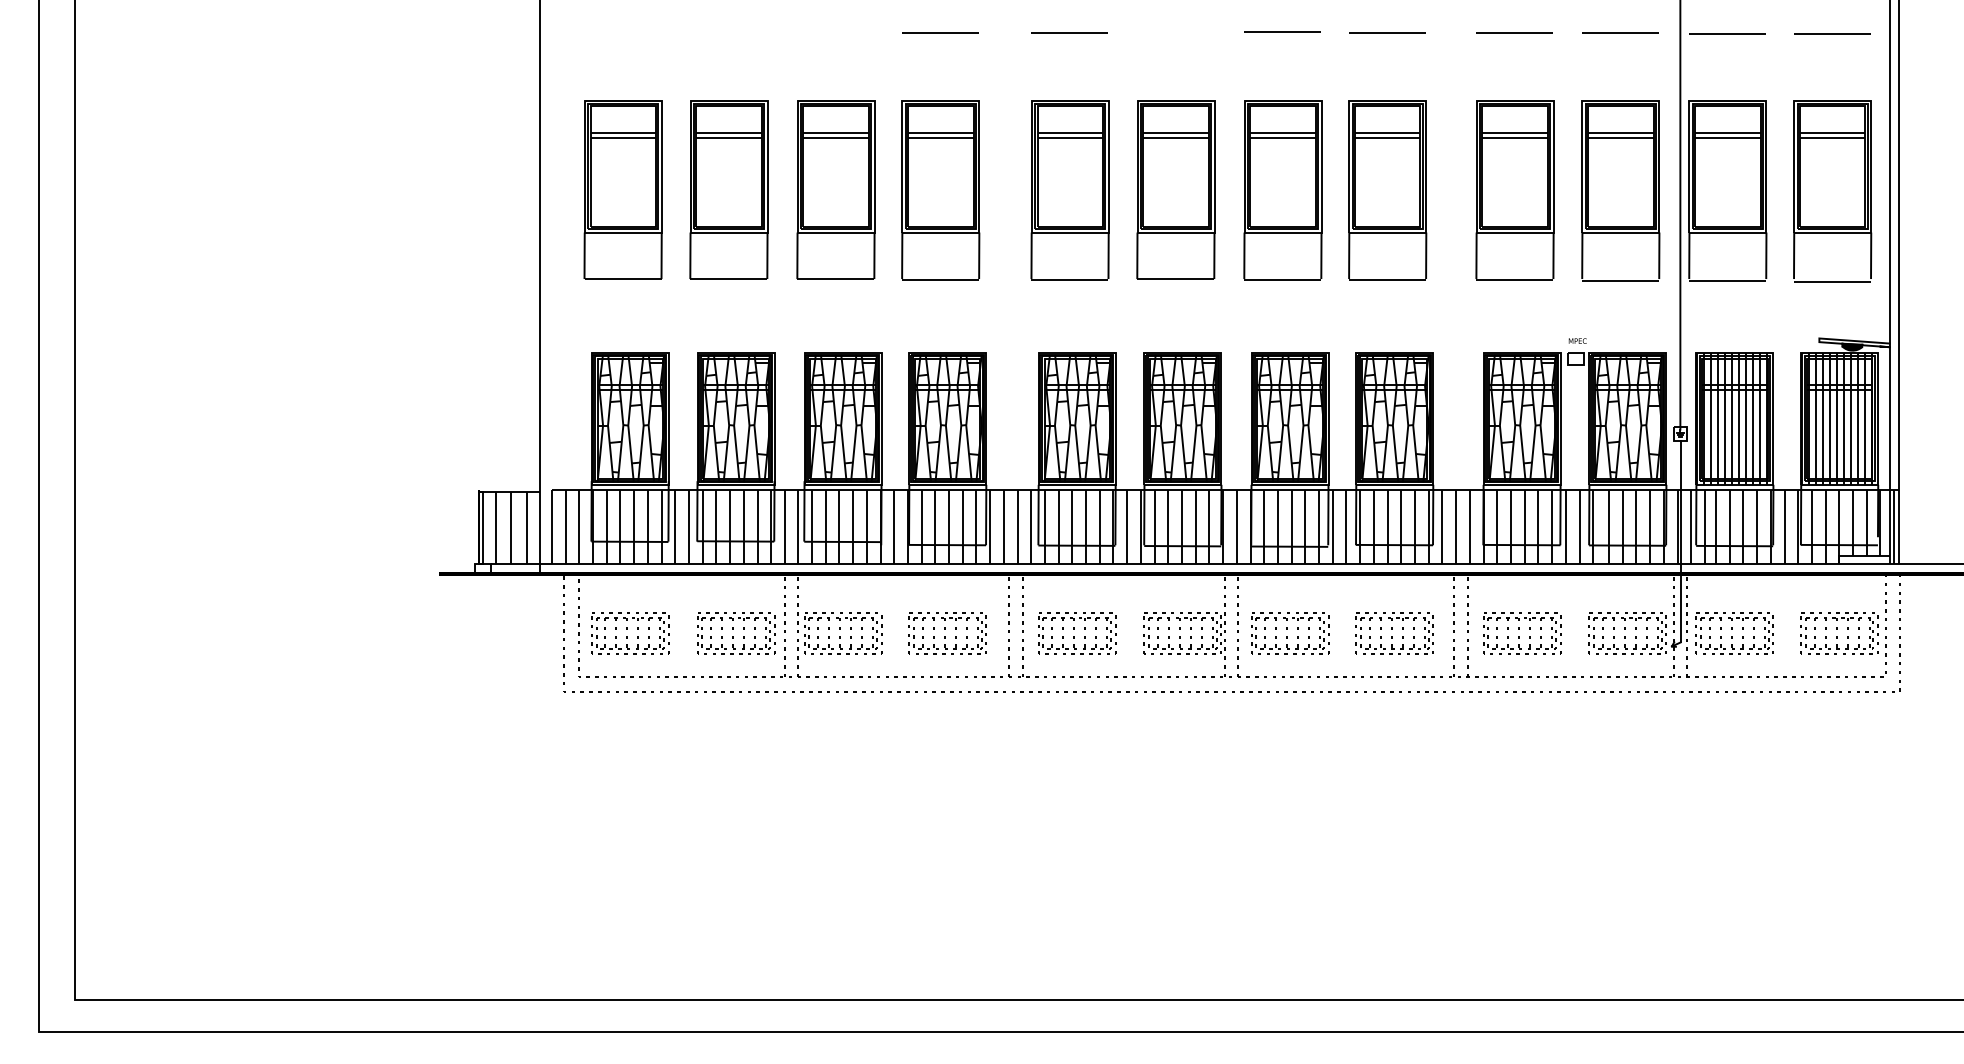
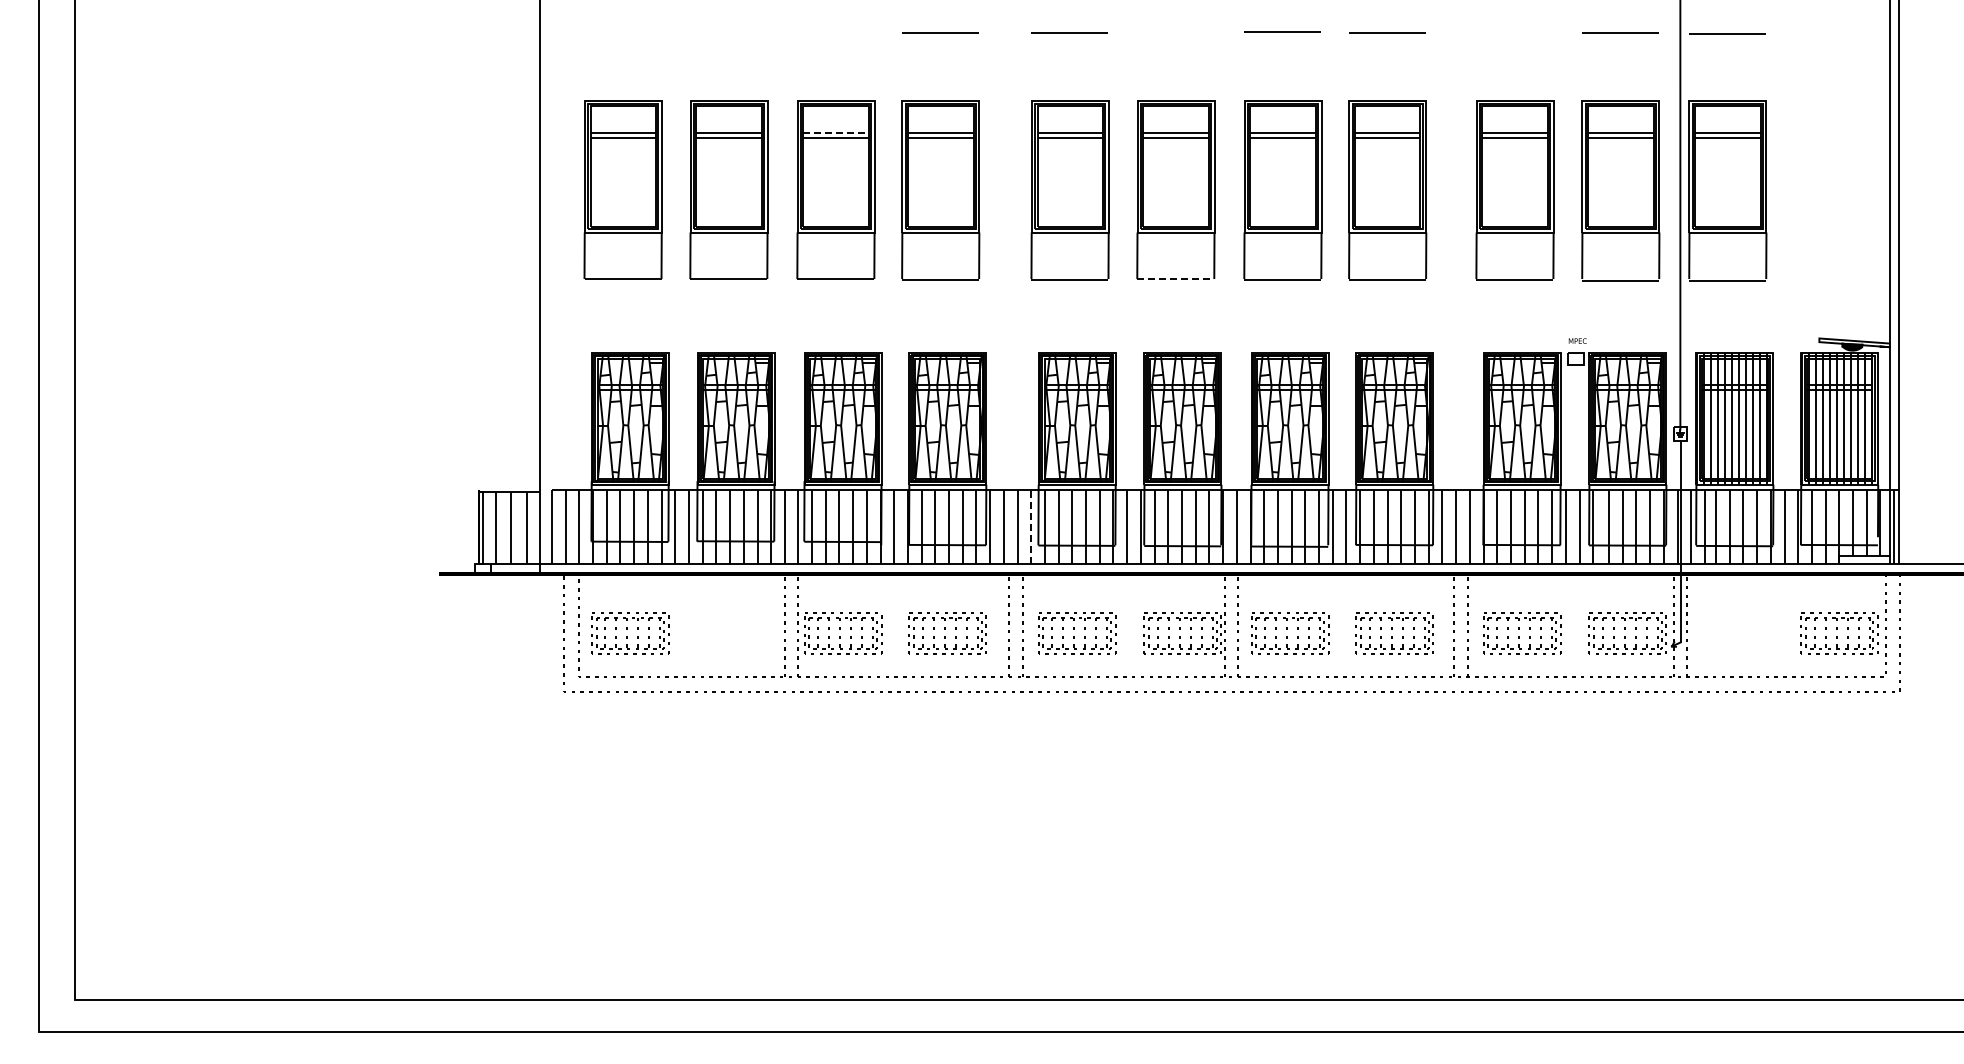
line: present -> none (1514, 32)
line: present -> none (1832, 33)
line: solid -> dashed (836, 132)
part: present -> none (1832, 191)
line: solid -> dashed (1175, 279)
line: solid -> dashed (1031, 526)
part: present -> none (736, 633)
part: present -> none (1734, 633)
